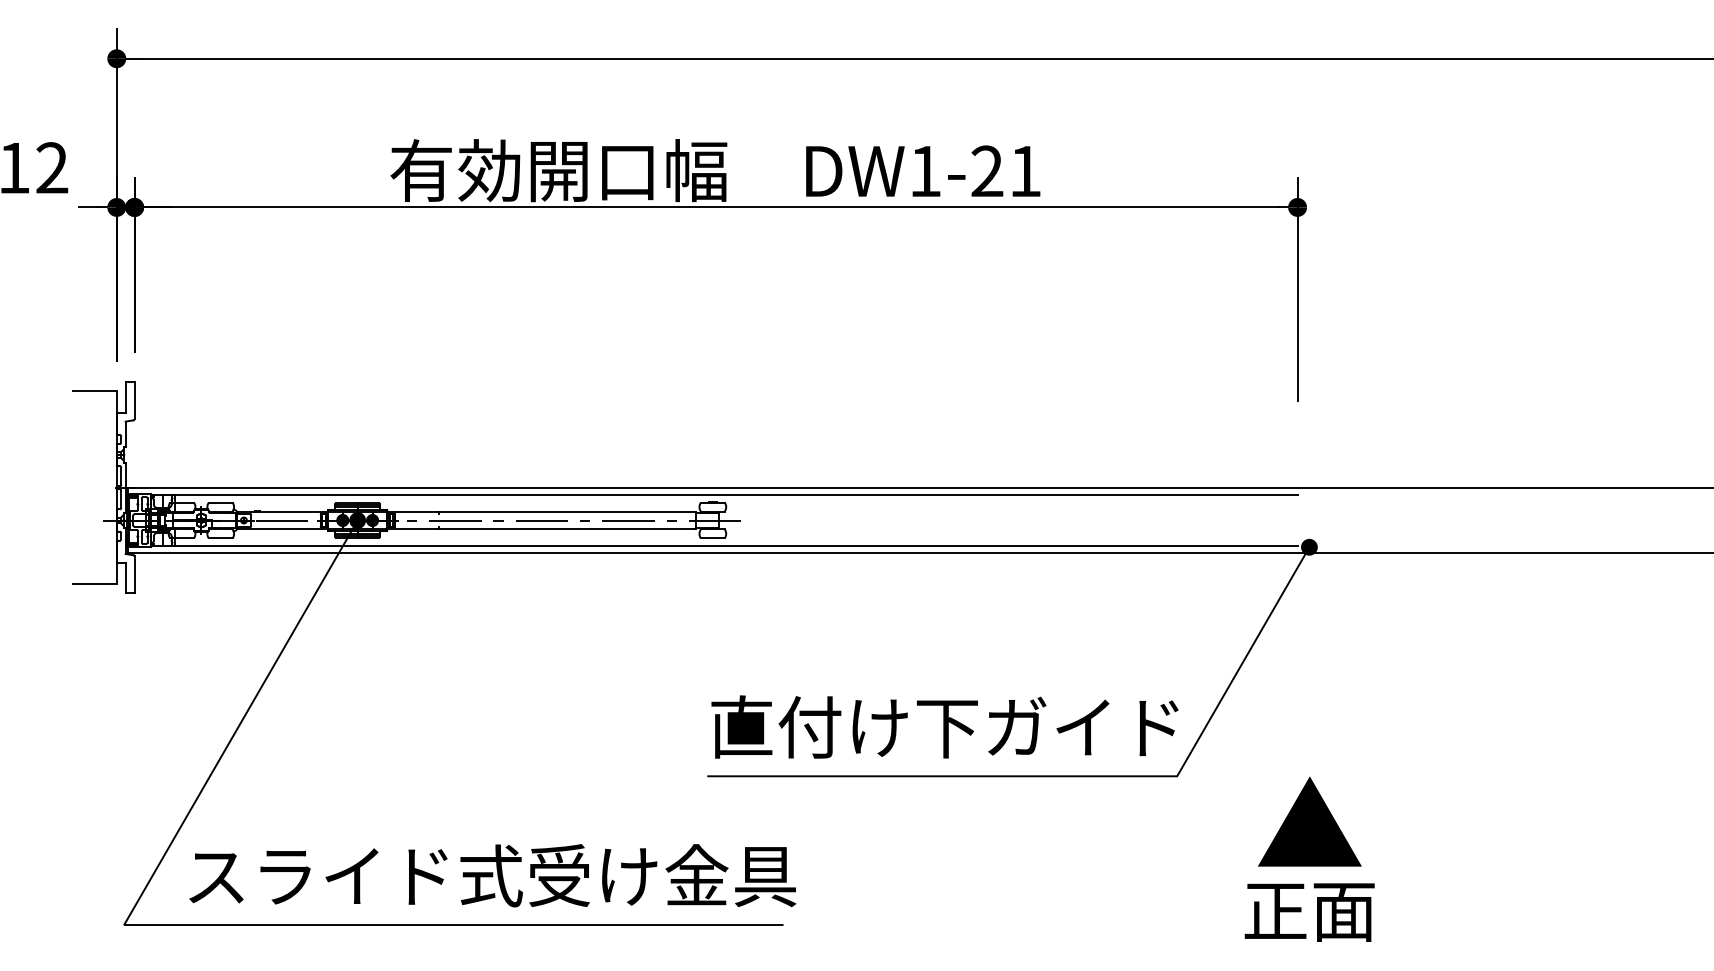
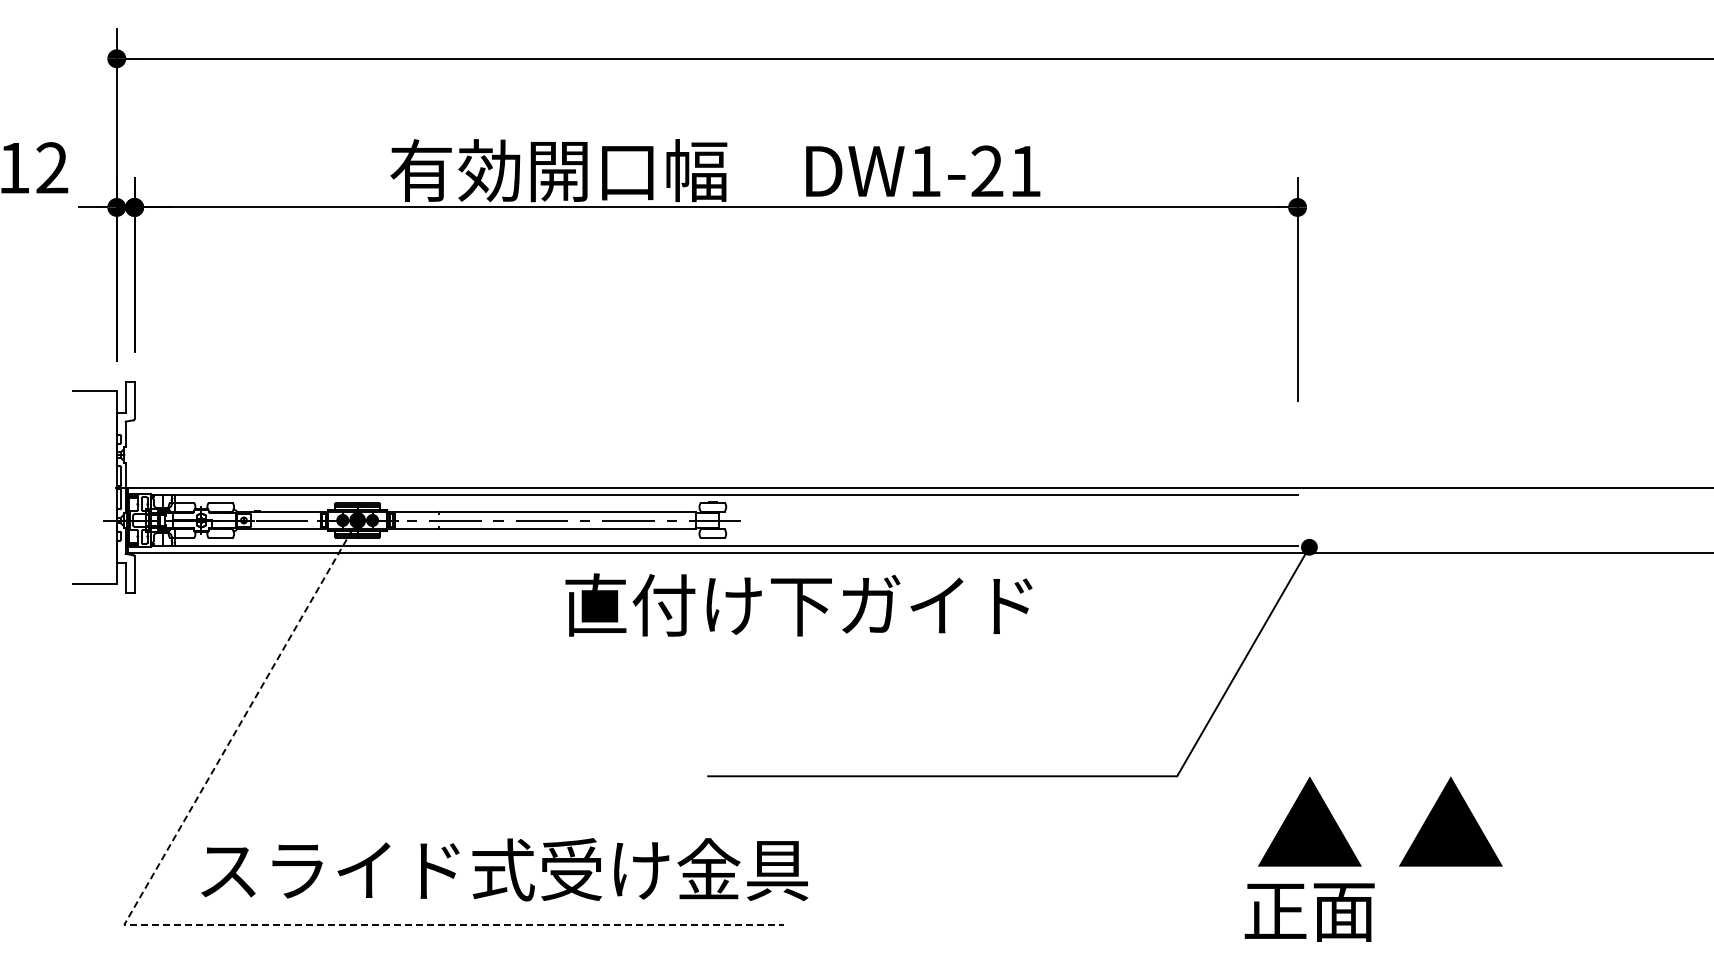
text position: (944, 726) -> (798, 604) (798, 604)
part: none -> present (1450, 821)
text position: (492, 875) -> (504, 869) (504, 869)
line: solid -> dashed (220, 925)
